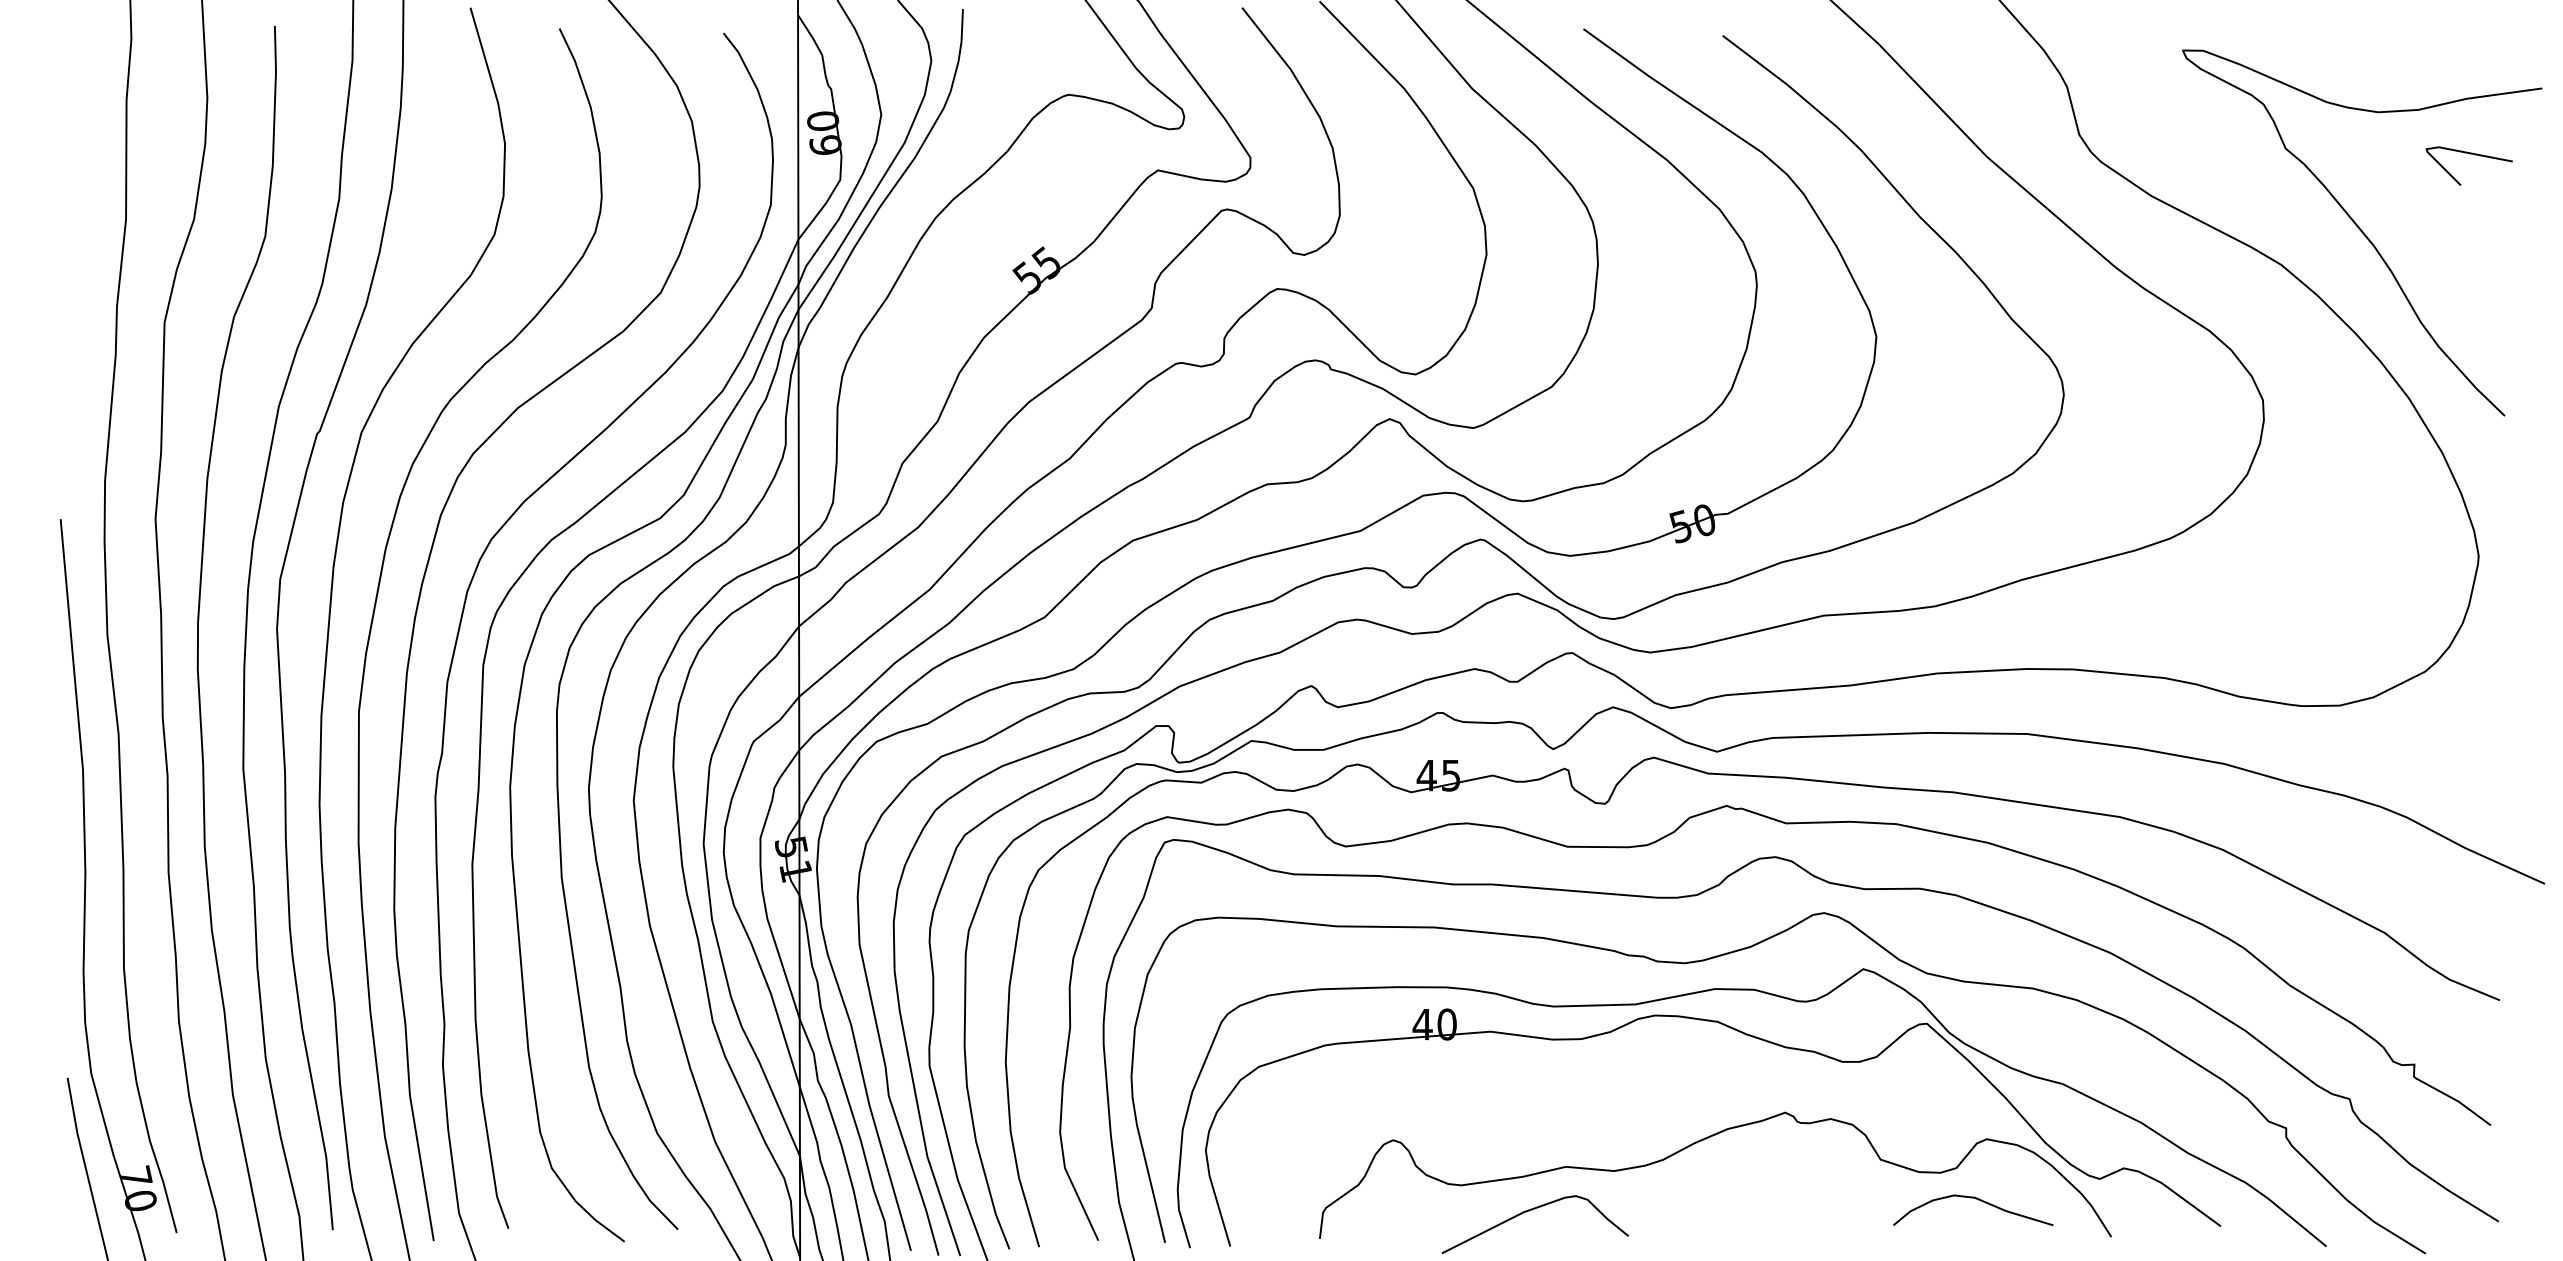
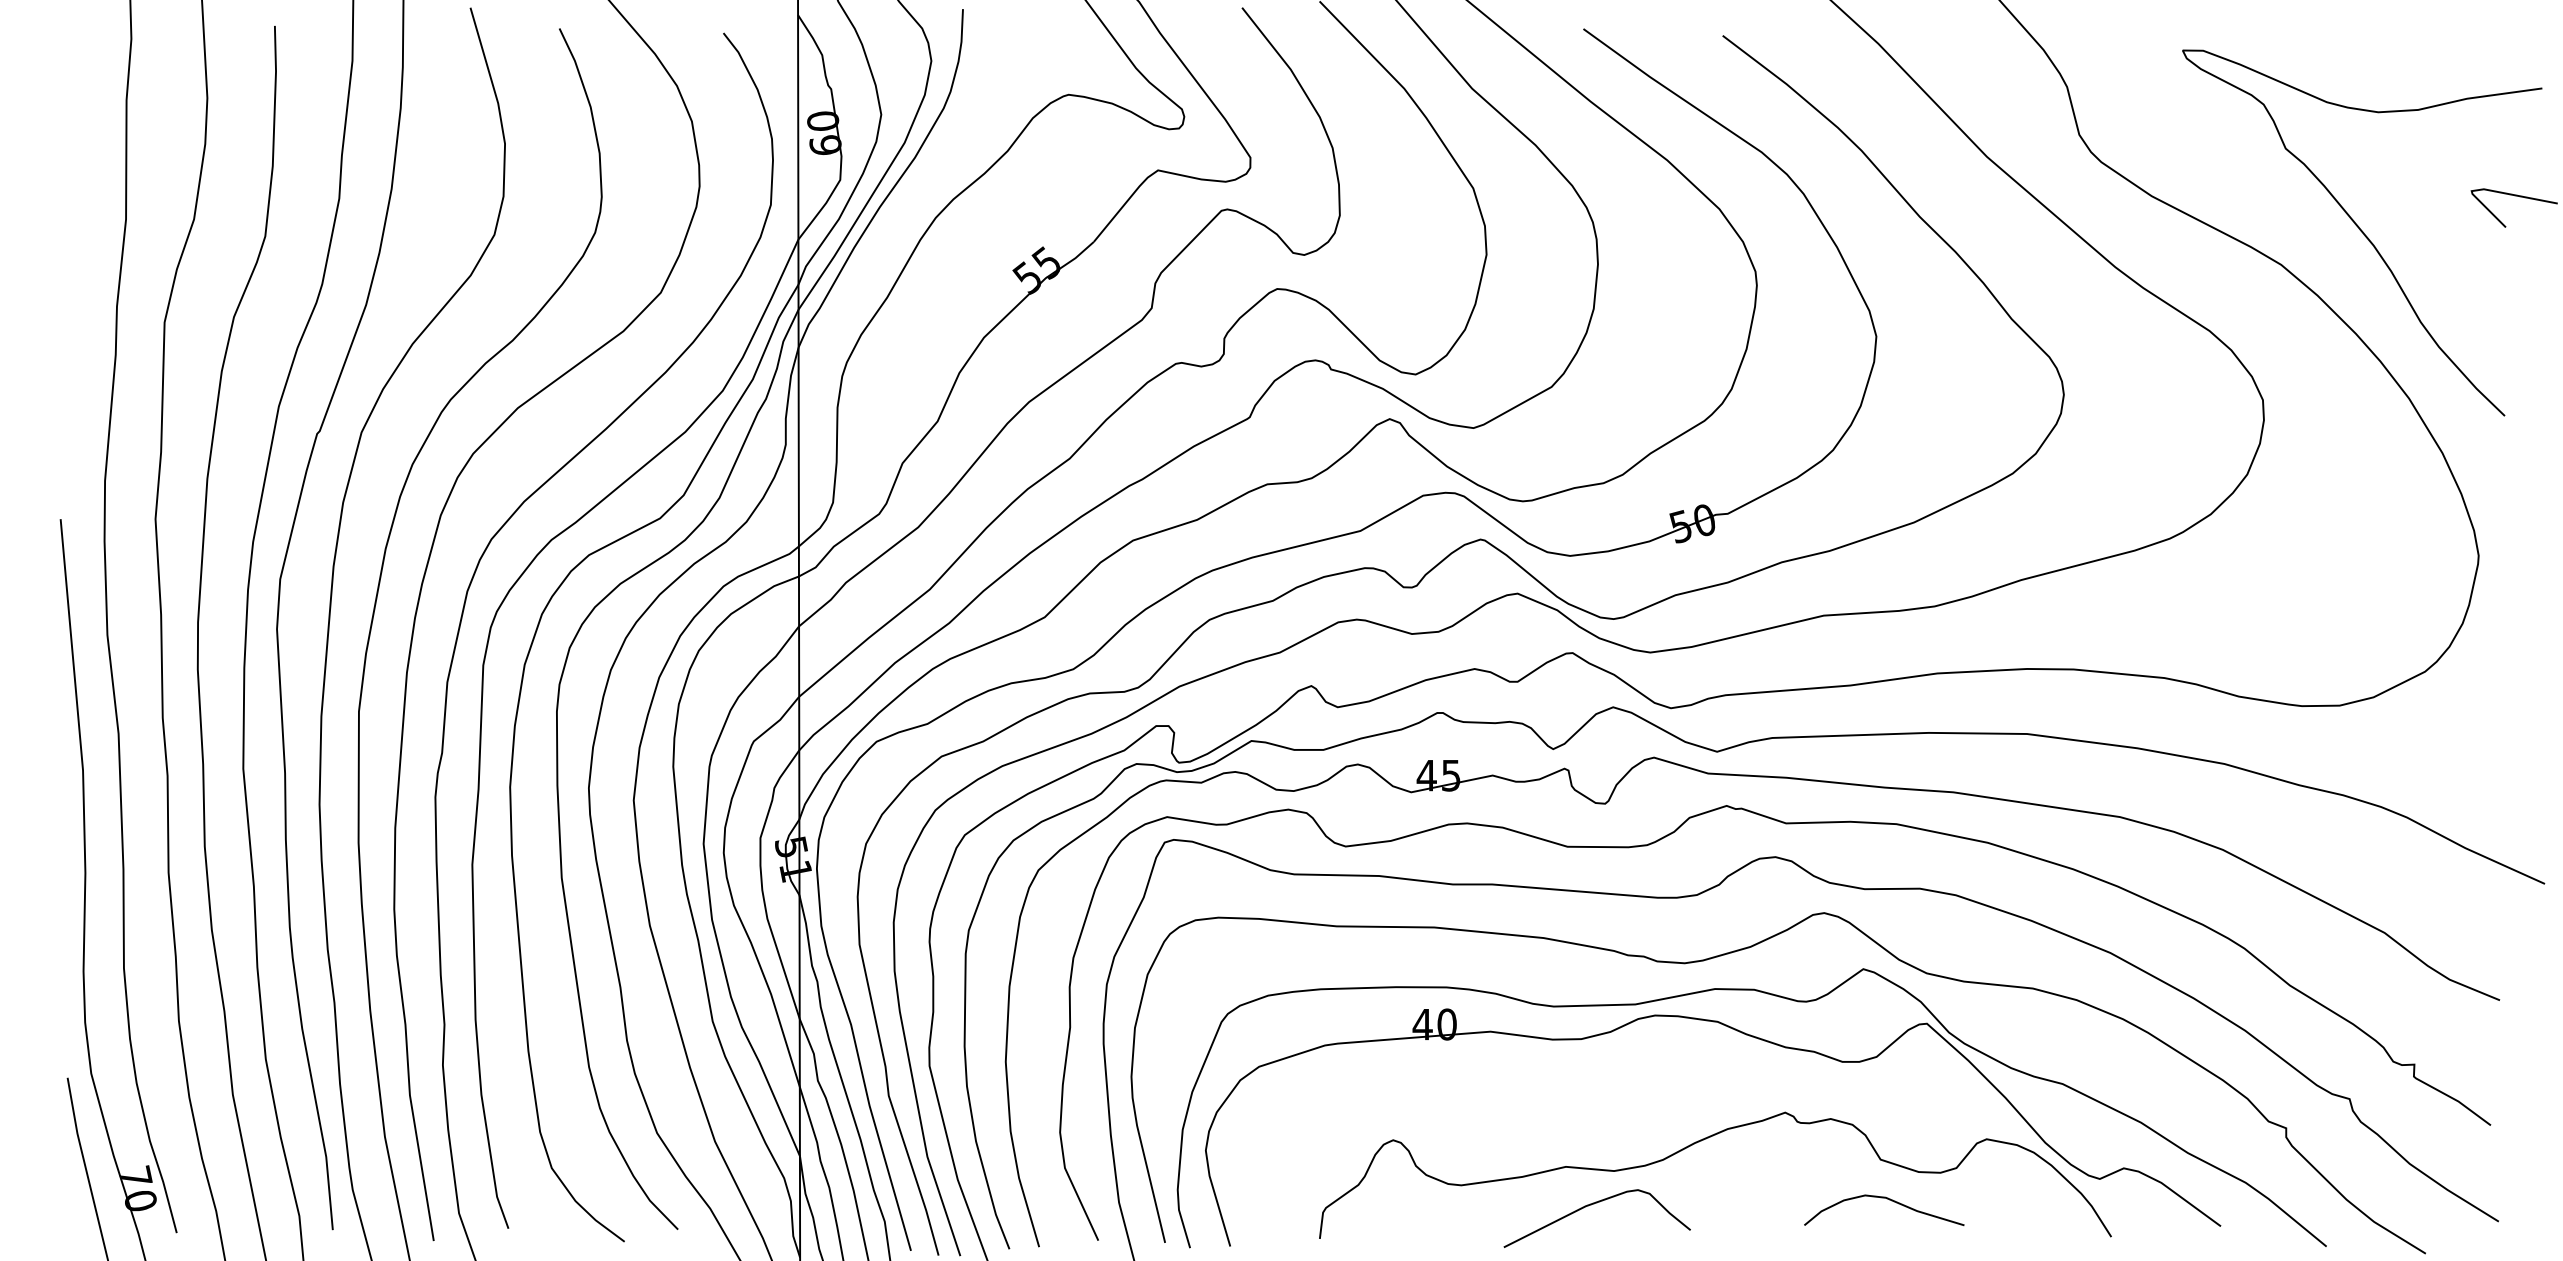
line position: (2469, 154) -> (2514, 196) (2514, 196)
curve position: (1978, 1200) -> (1889, 1200) (1889, 1200)
curve position: (1529, 1211) -> (1591, 1205) (1591, 1205)
